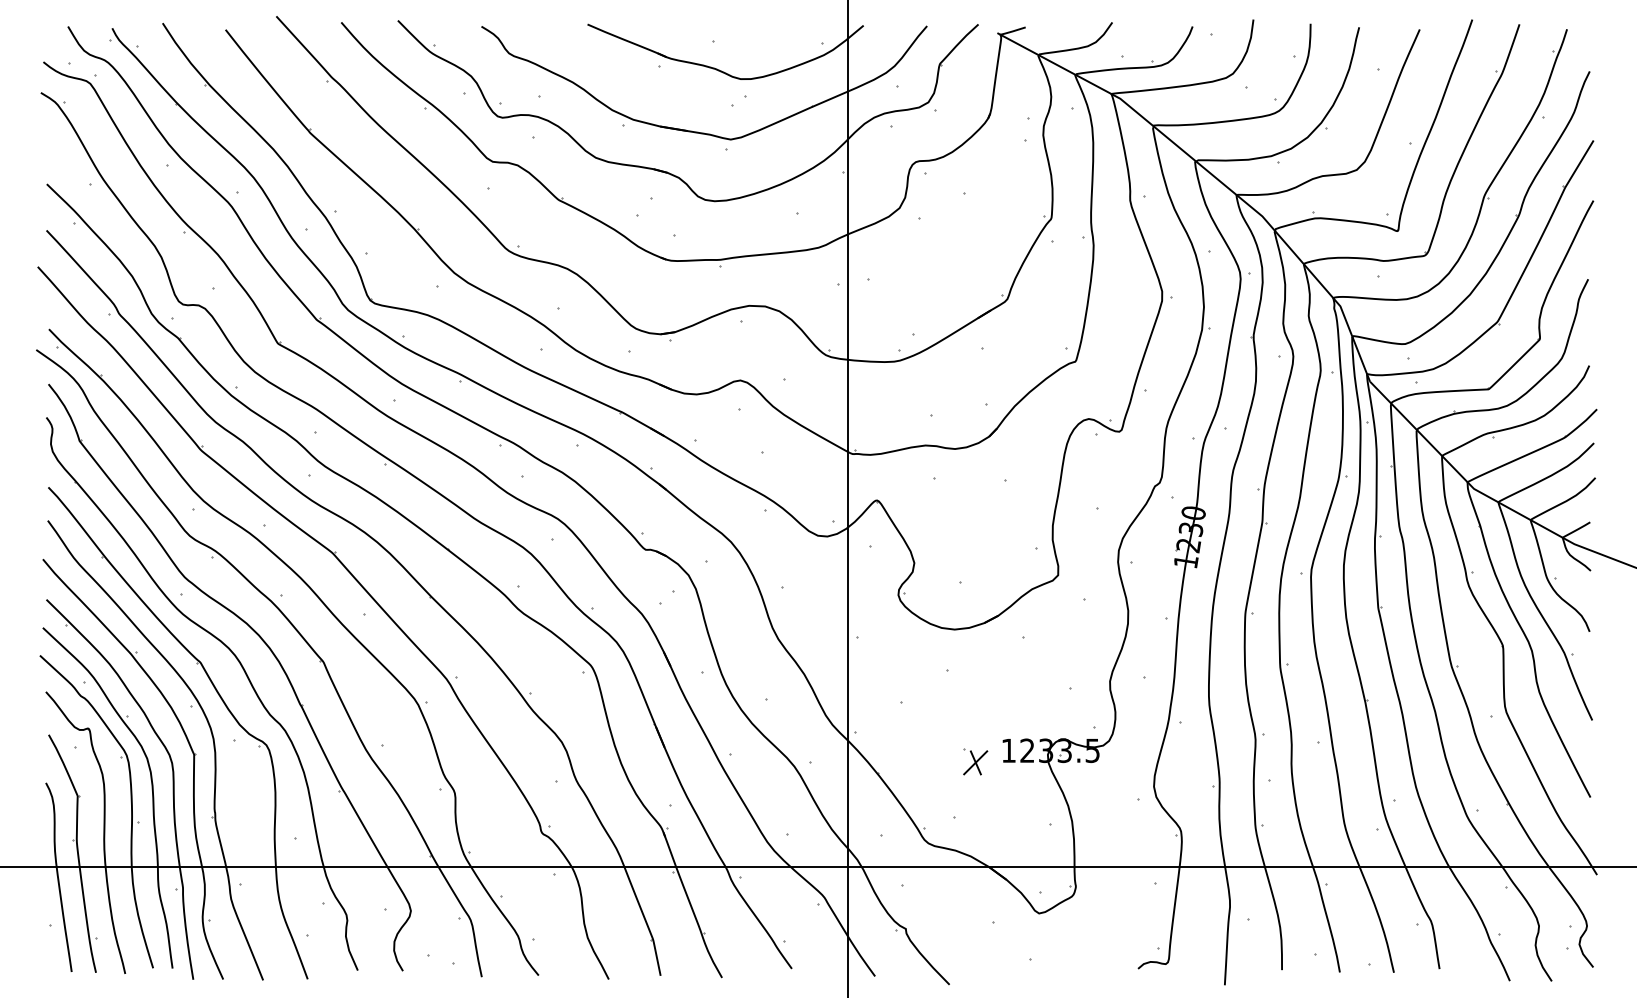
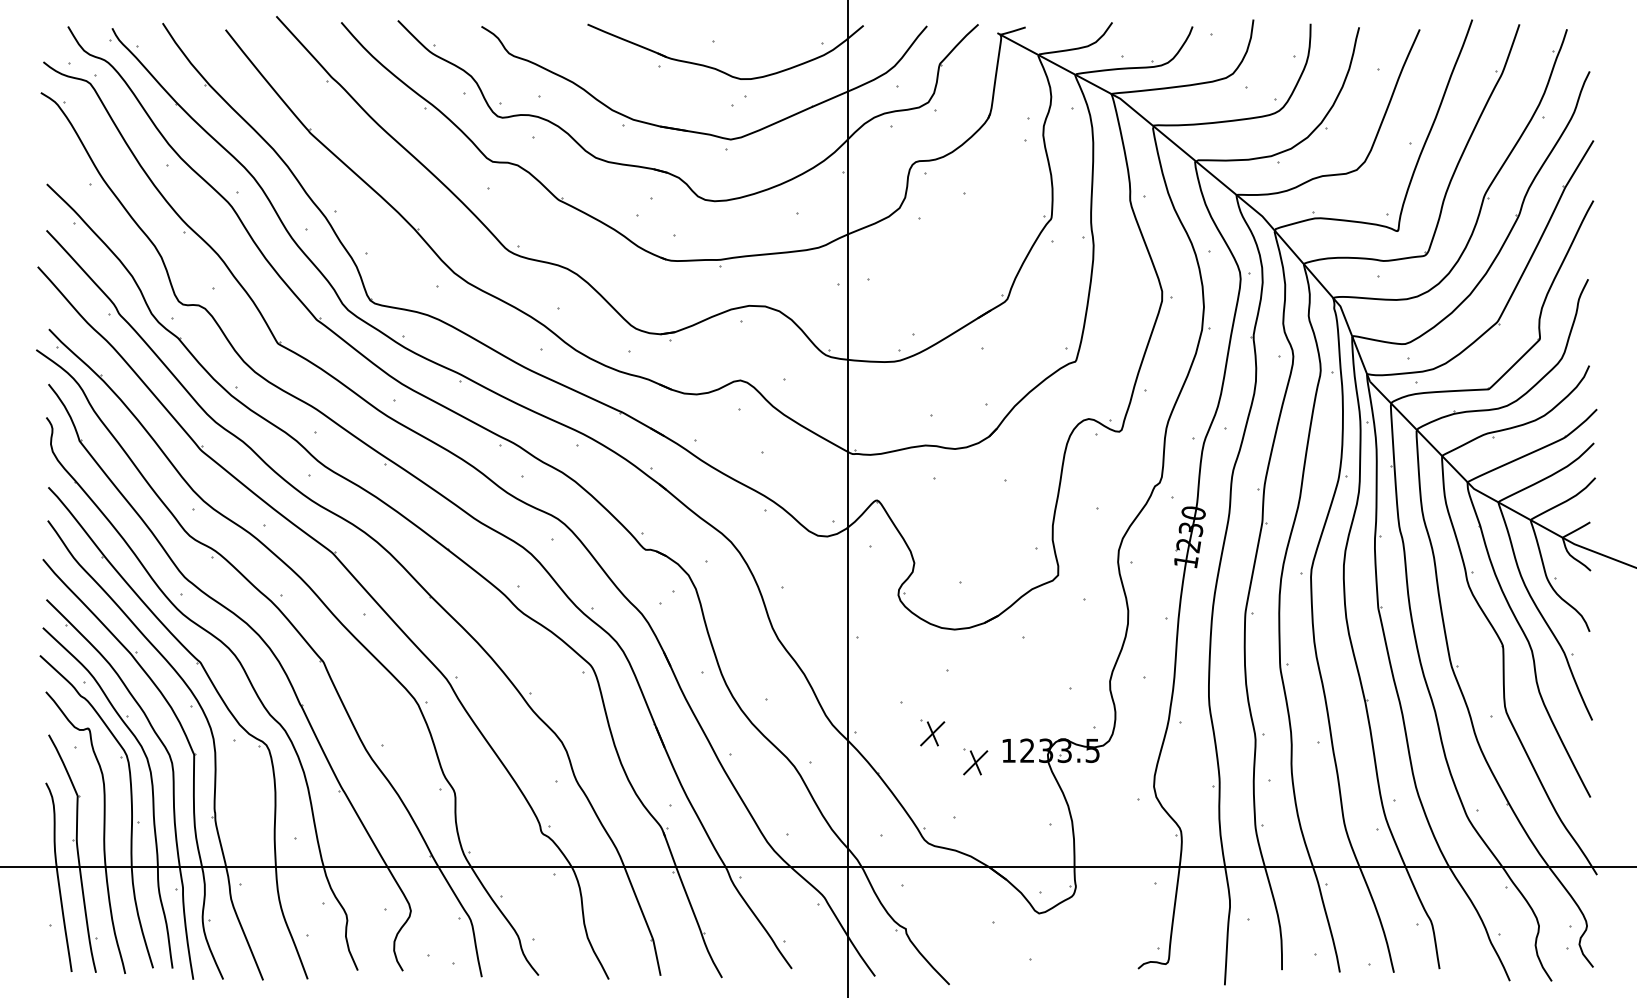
part: none -> present (932, 732)
